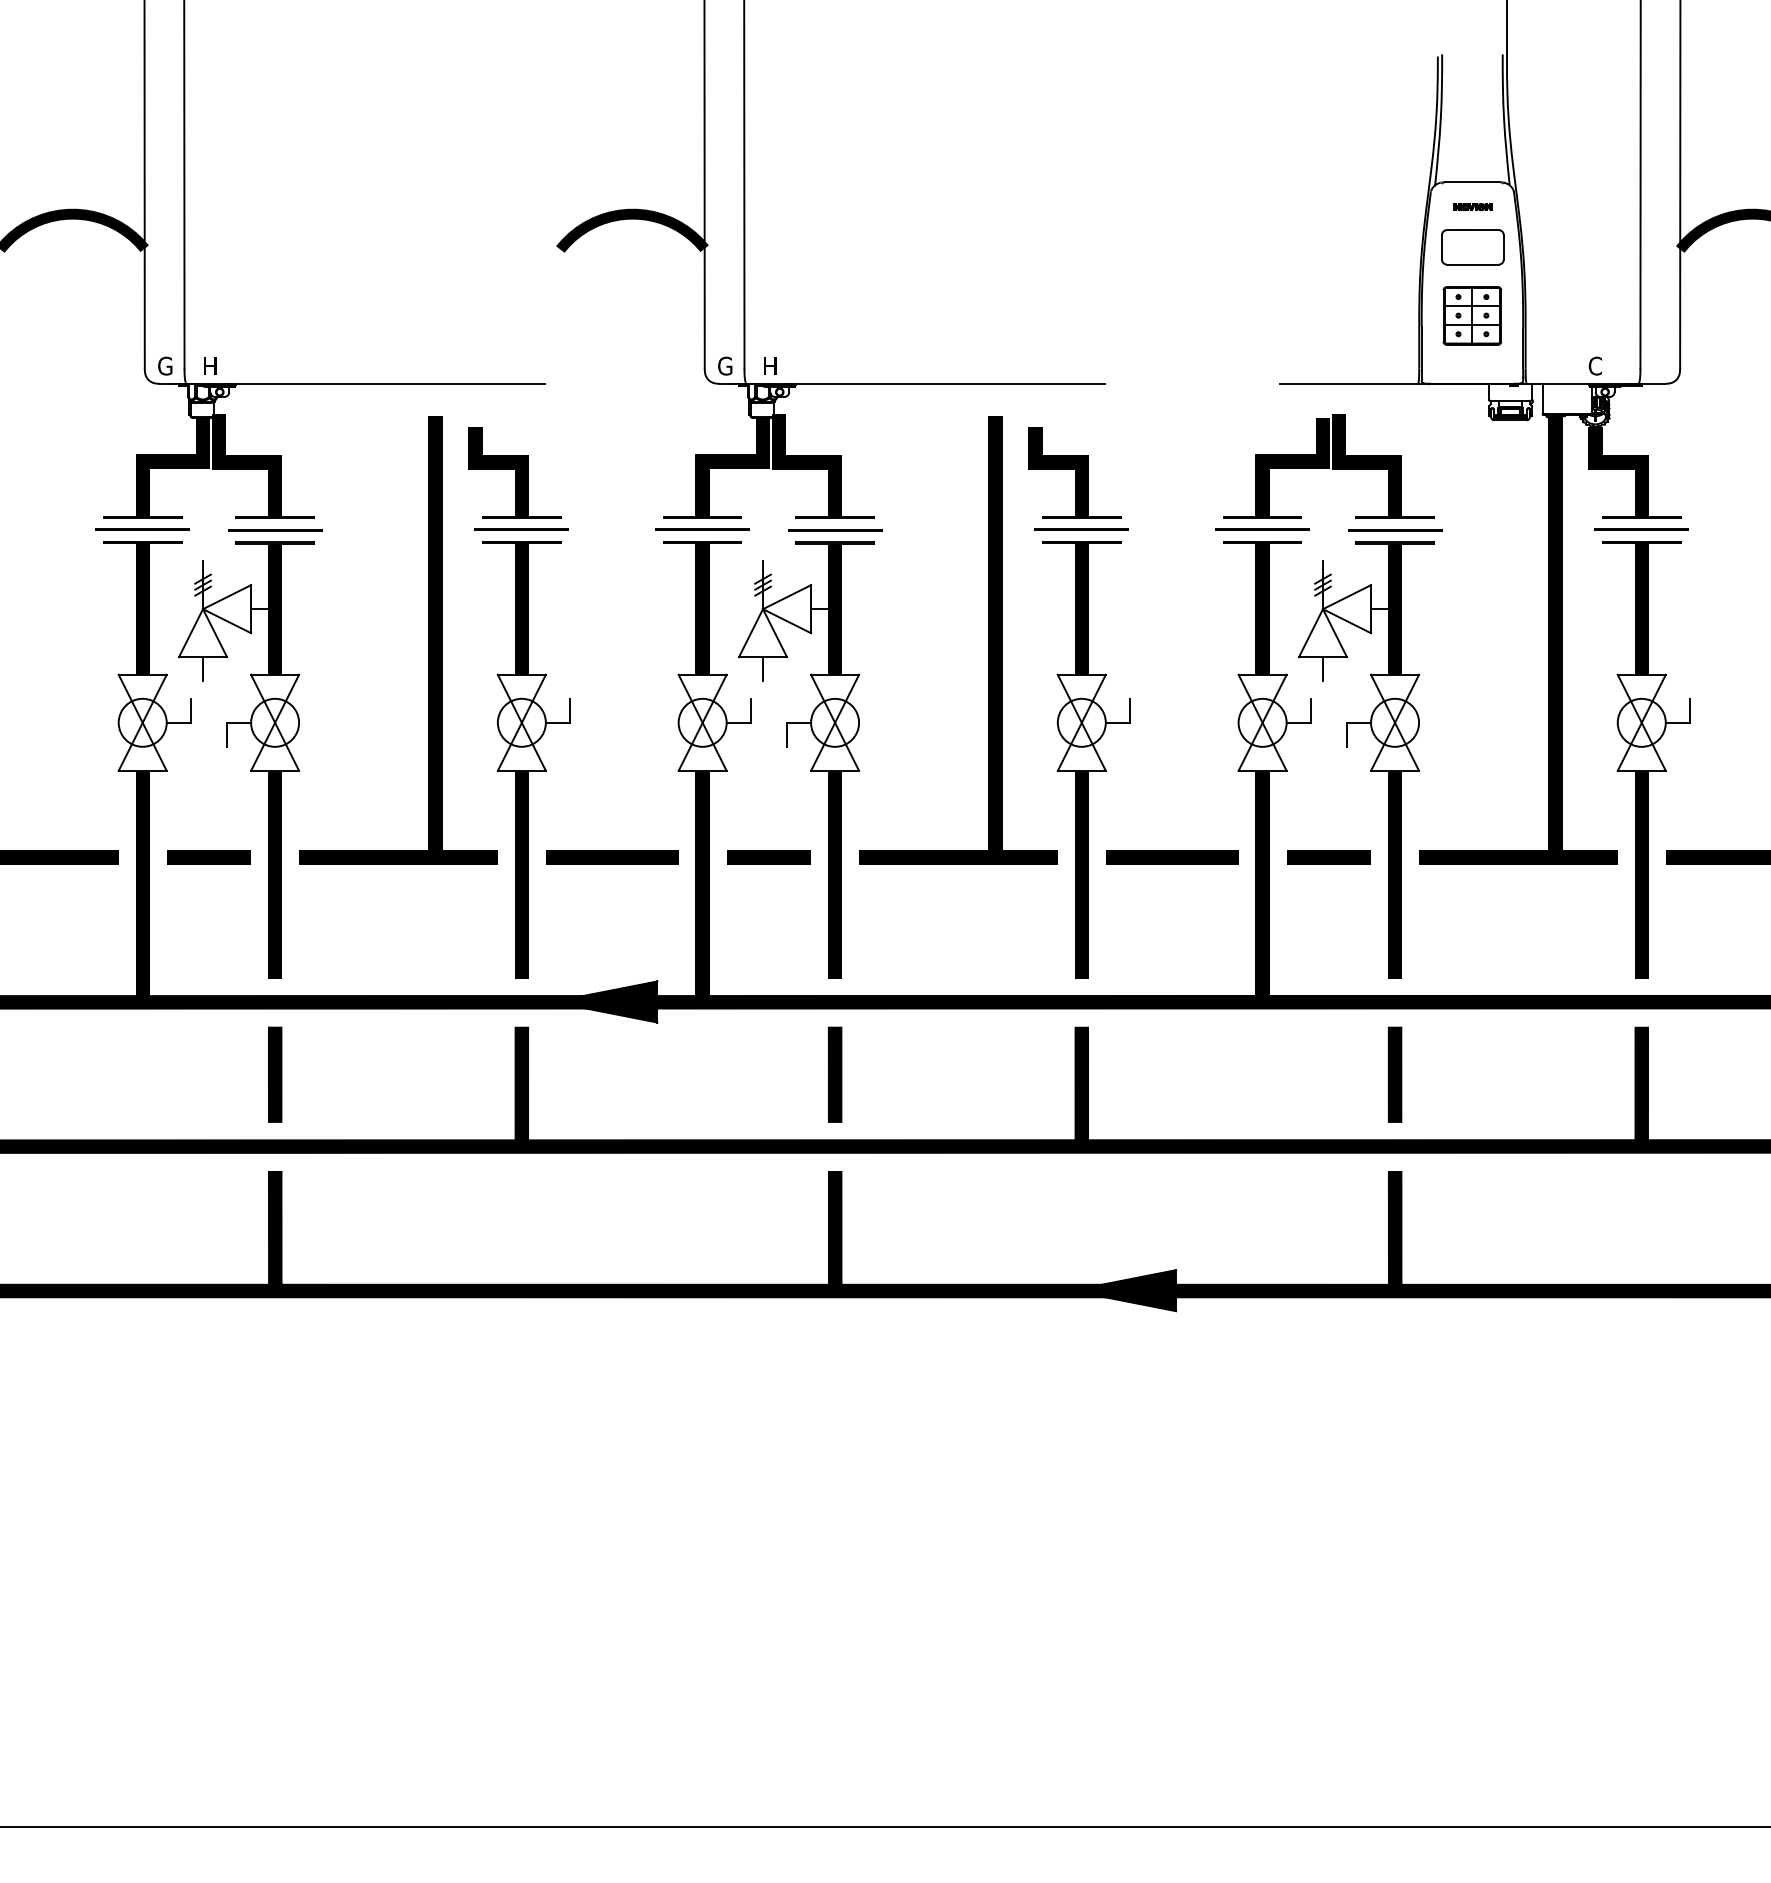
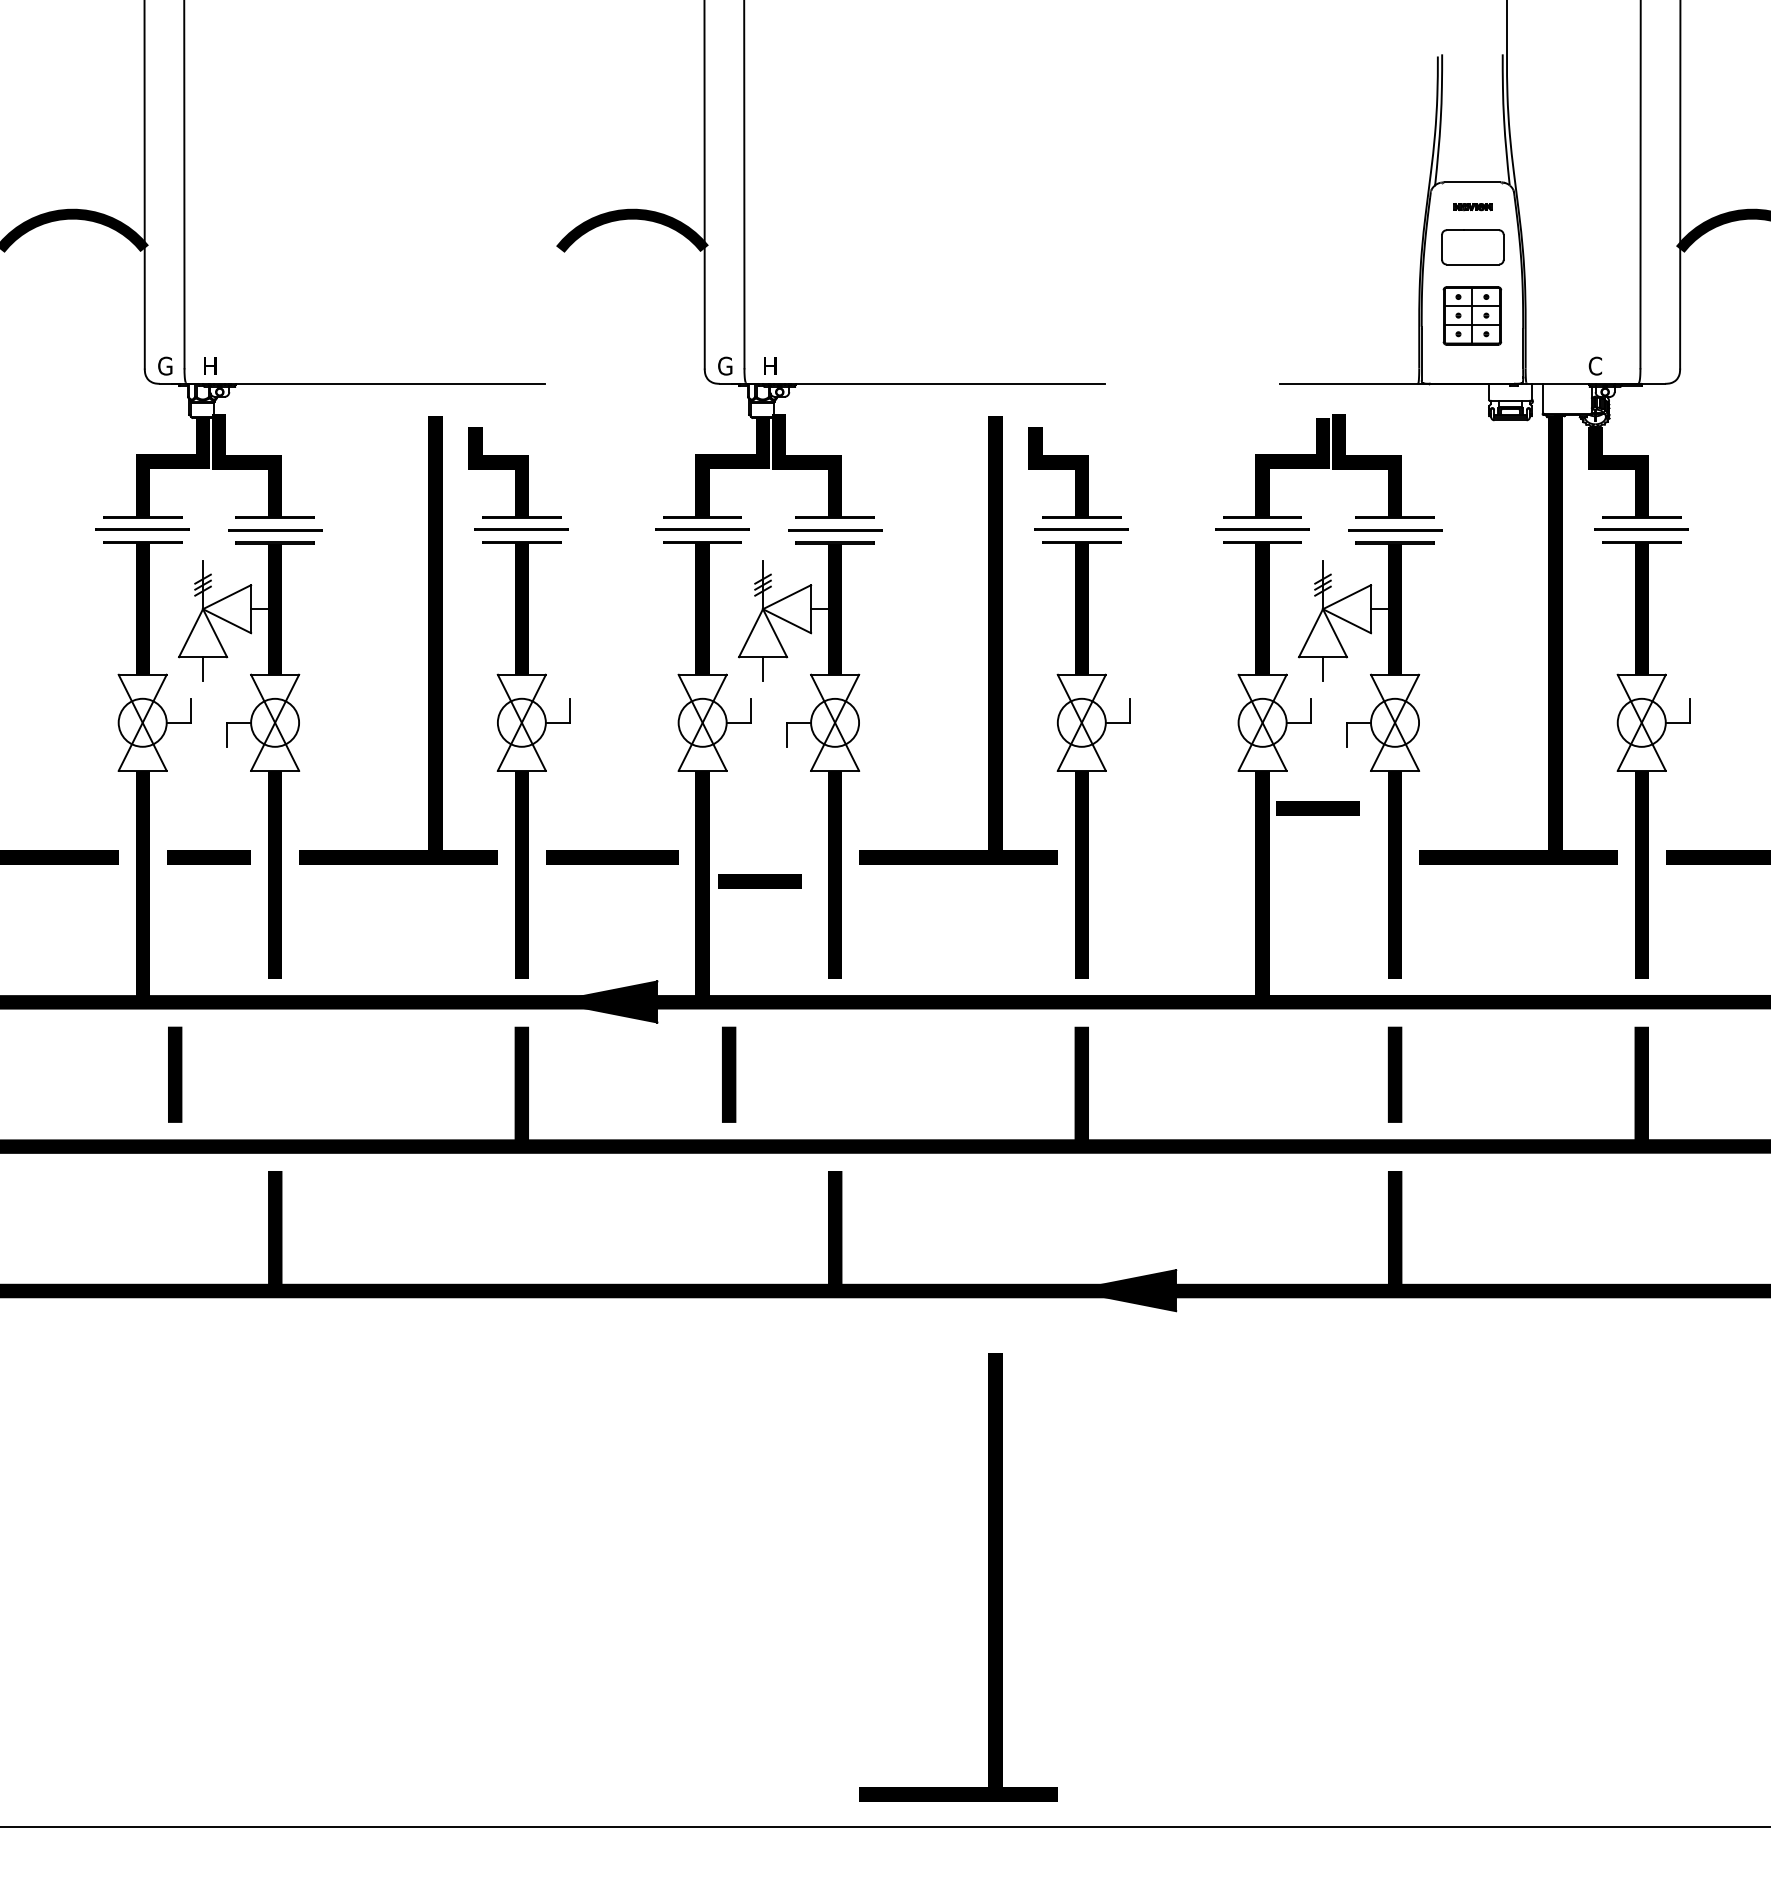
line position: (768, 857) -> (759, 881) (759, 881)
line: present -> none (1172, 857)
line position: (1328, 857) -> (1317, 808) (1317, 808)
line position: (275, 1074) -> (175, 1074) (175, 1074)
line position: (835, 1074) -> (729, 1074) (729, 1074)
part: none -> present (988, 1577)
